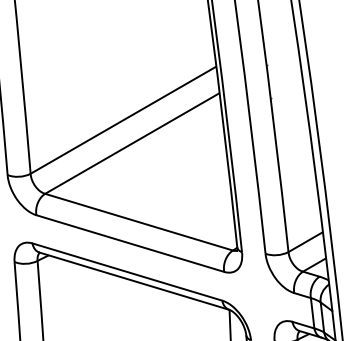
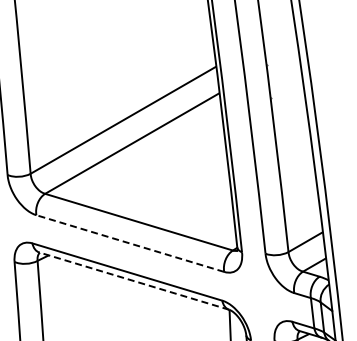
line: solid -> dashed (129, 243)
line: solid -> dashed (133, 281)
